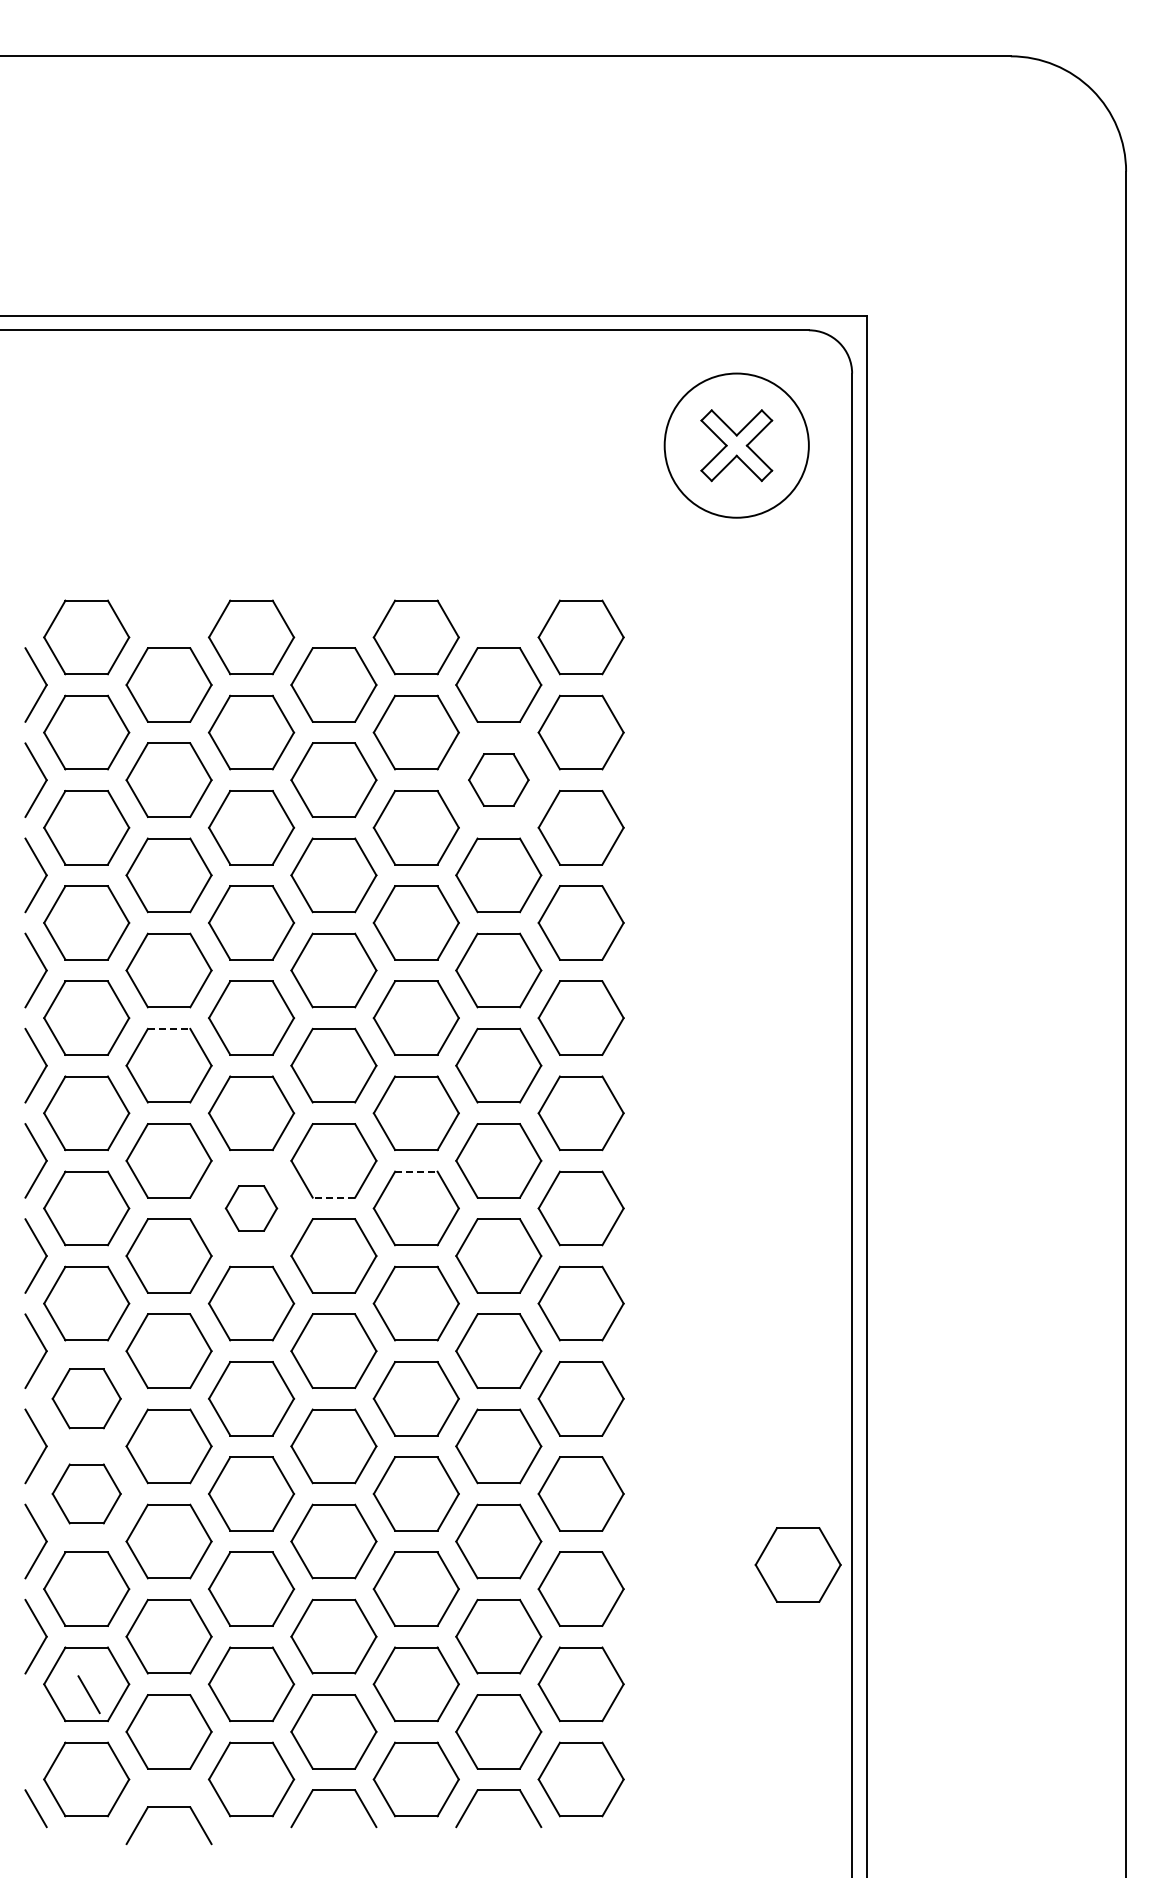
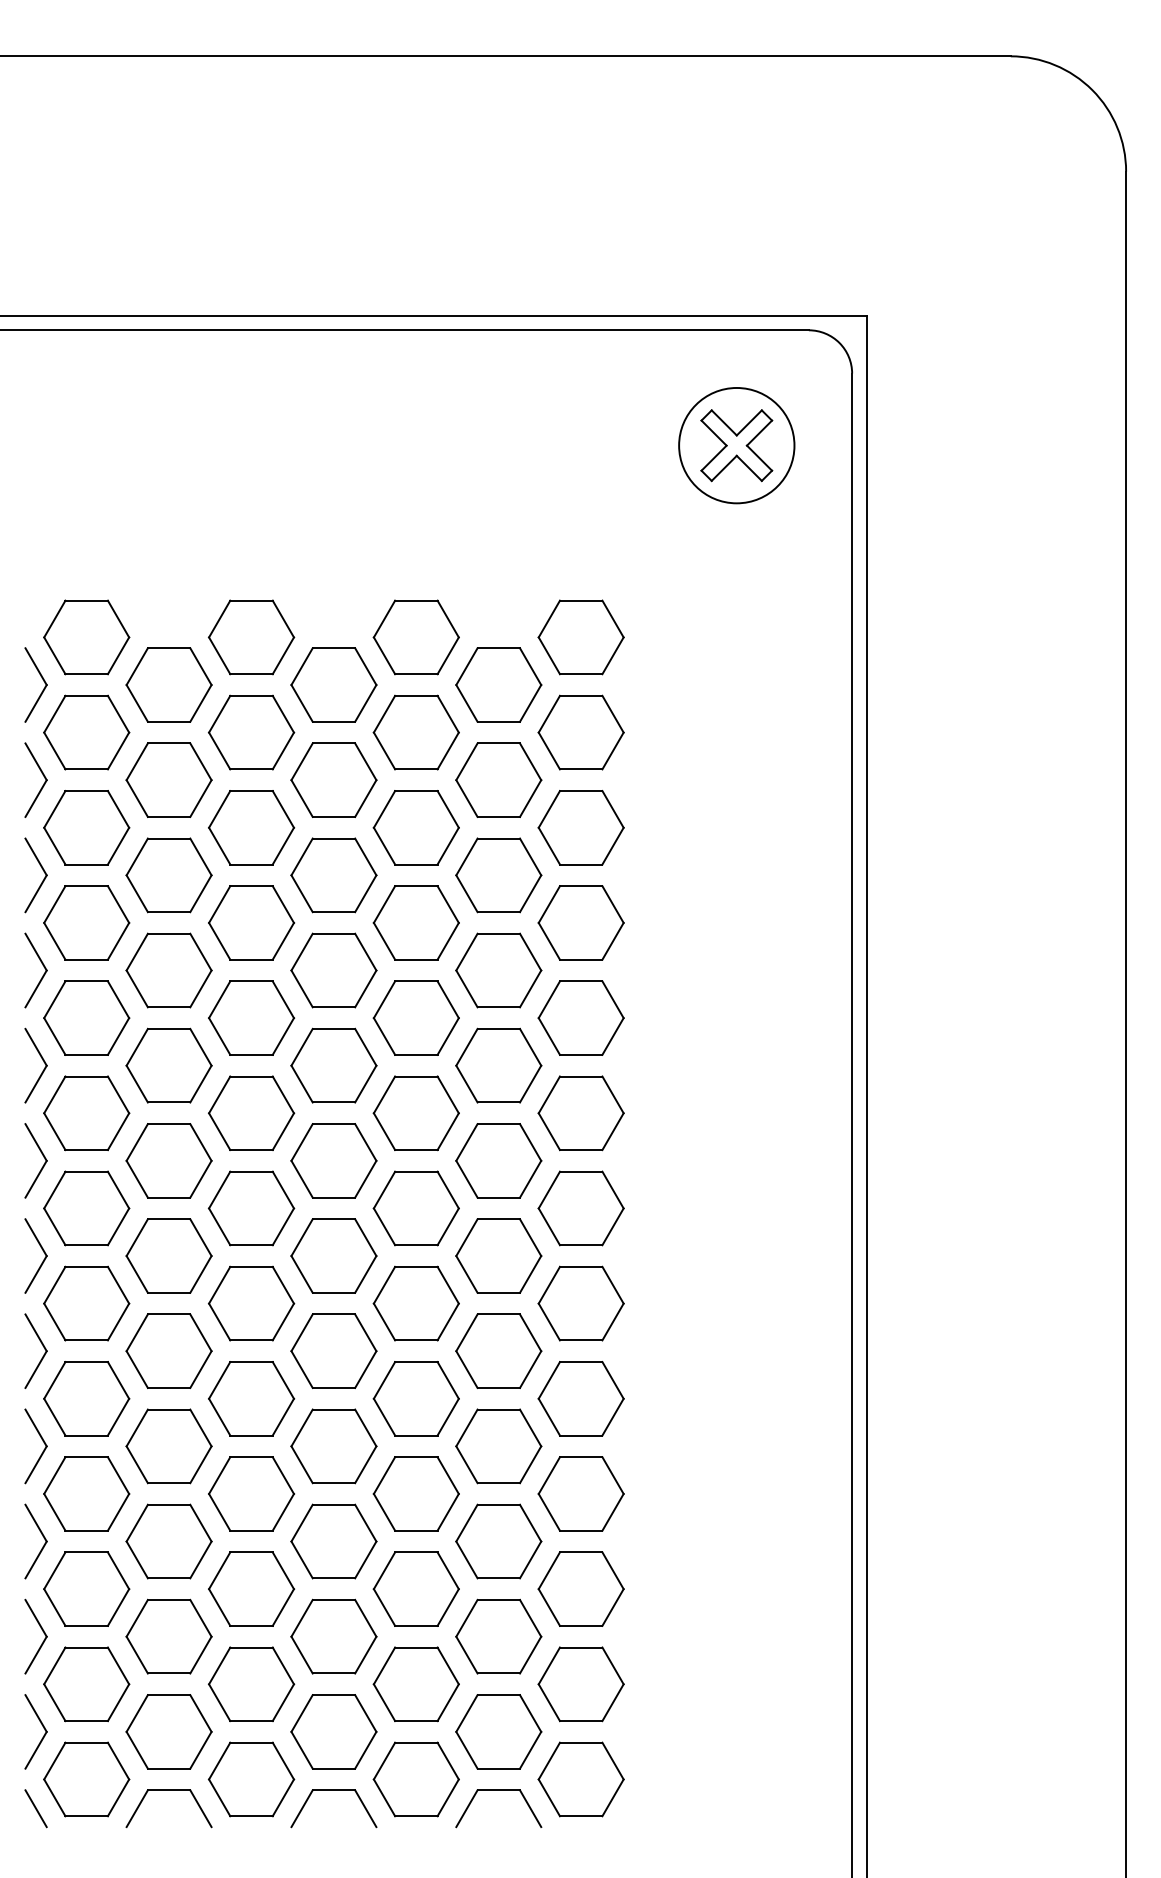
circle diameter: 144 px -> 115 px (736, 445)
part size: 62x54 px -> 88x76 px (498, 779)
line: dashed -> solid (169, 1028)
line: dashed -> solid (416, 1171)
line: dashed -> solid (333, 1197)
part size: 55x47 px -> 89x77 px (251, 1208)
part size: 71x62 px -> 88x76 px (86, 1398)
part size: 71x62 px -> 88x76 px (86, 1493)
part: present -> none (797, 1564)
line: present -> none (88, 1694)
part: none -> present (43, 1728)
part position: (168, 1807) -> (168, 1790) (168, 1790)
